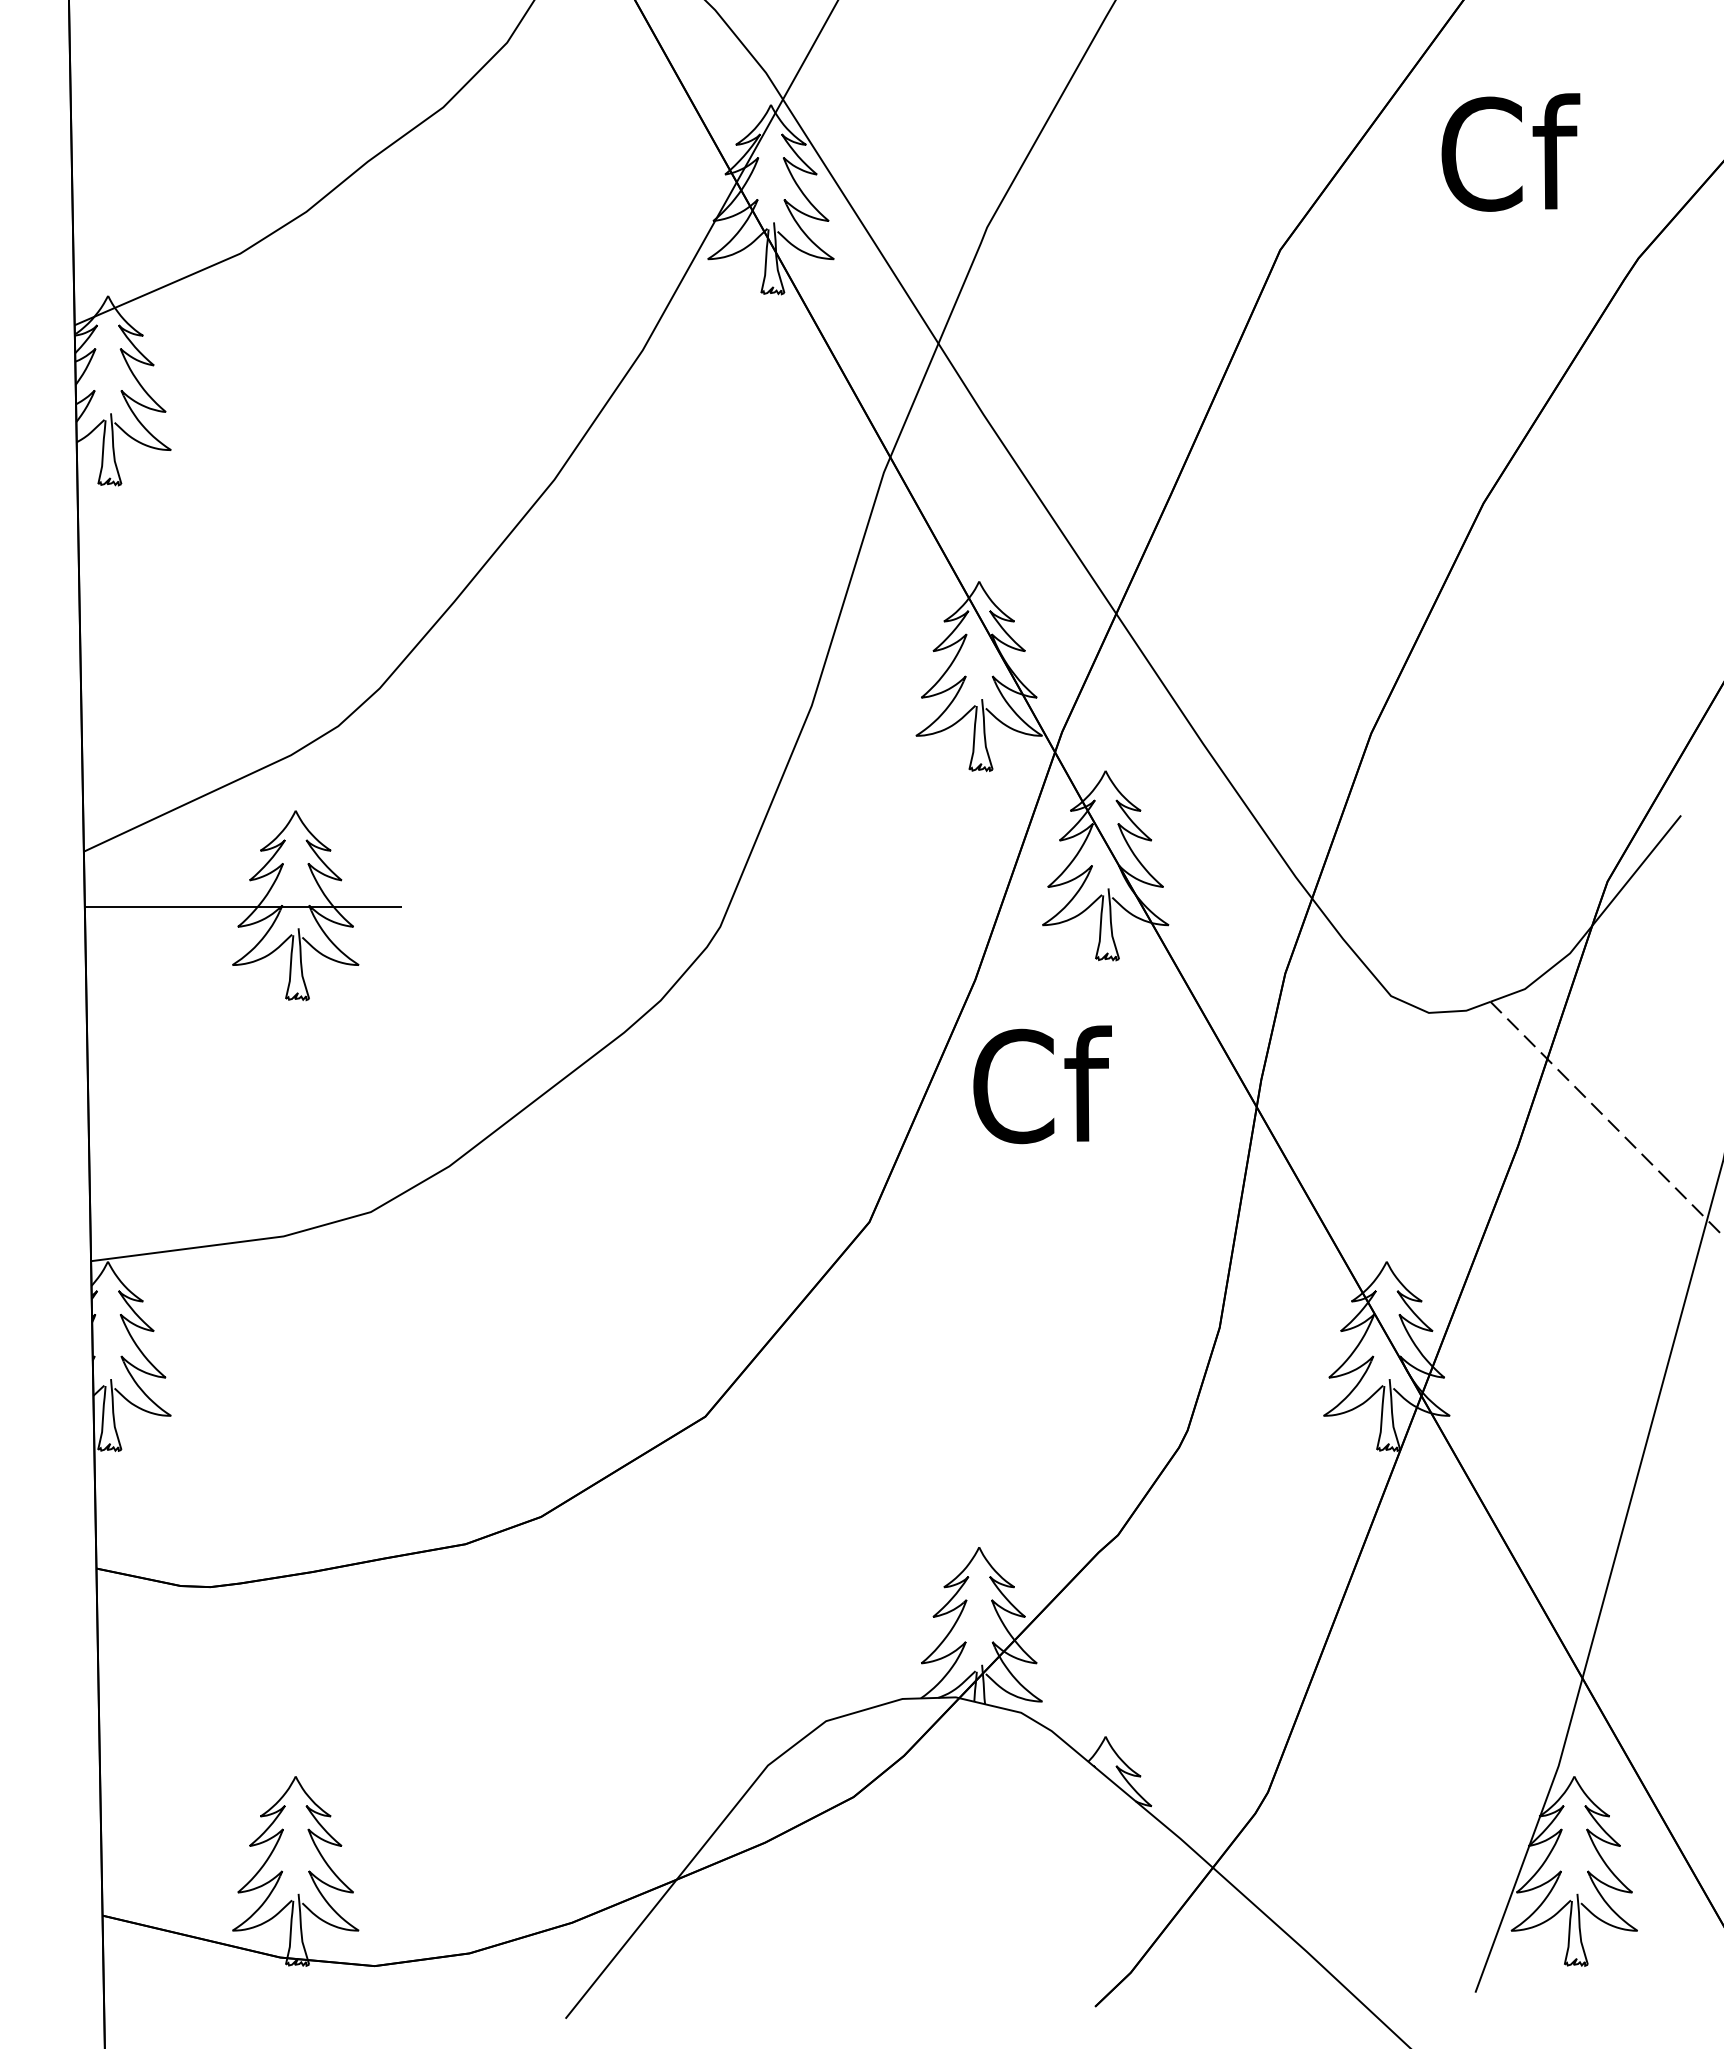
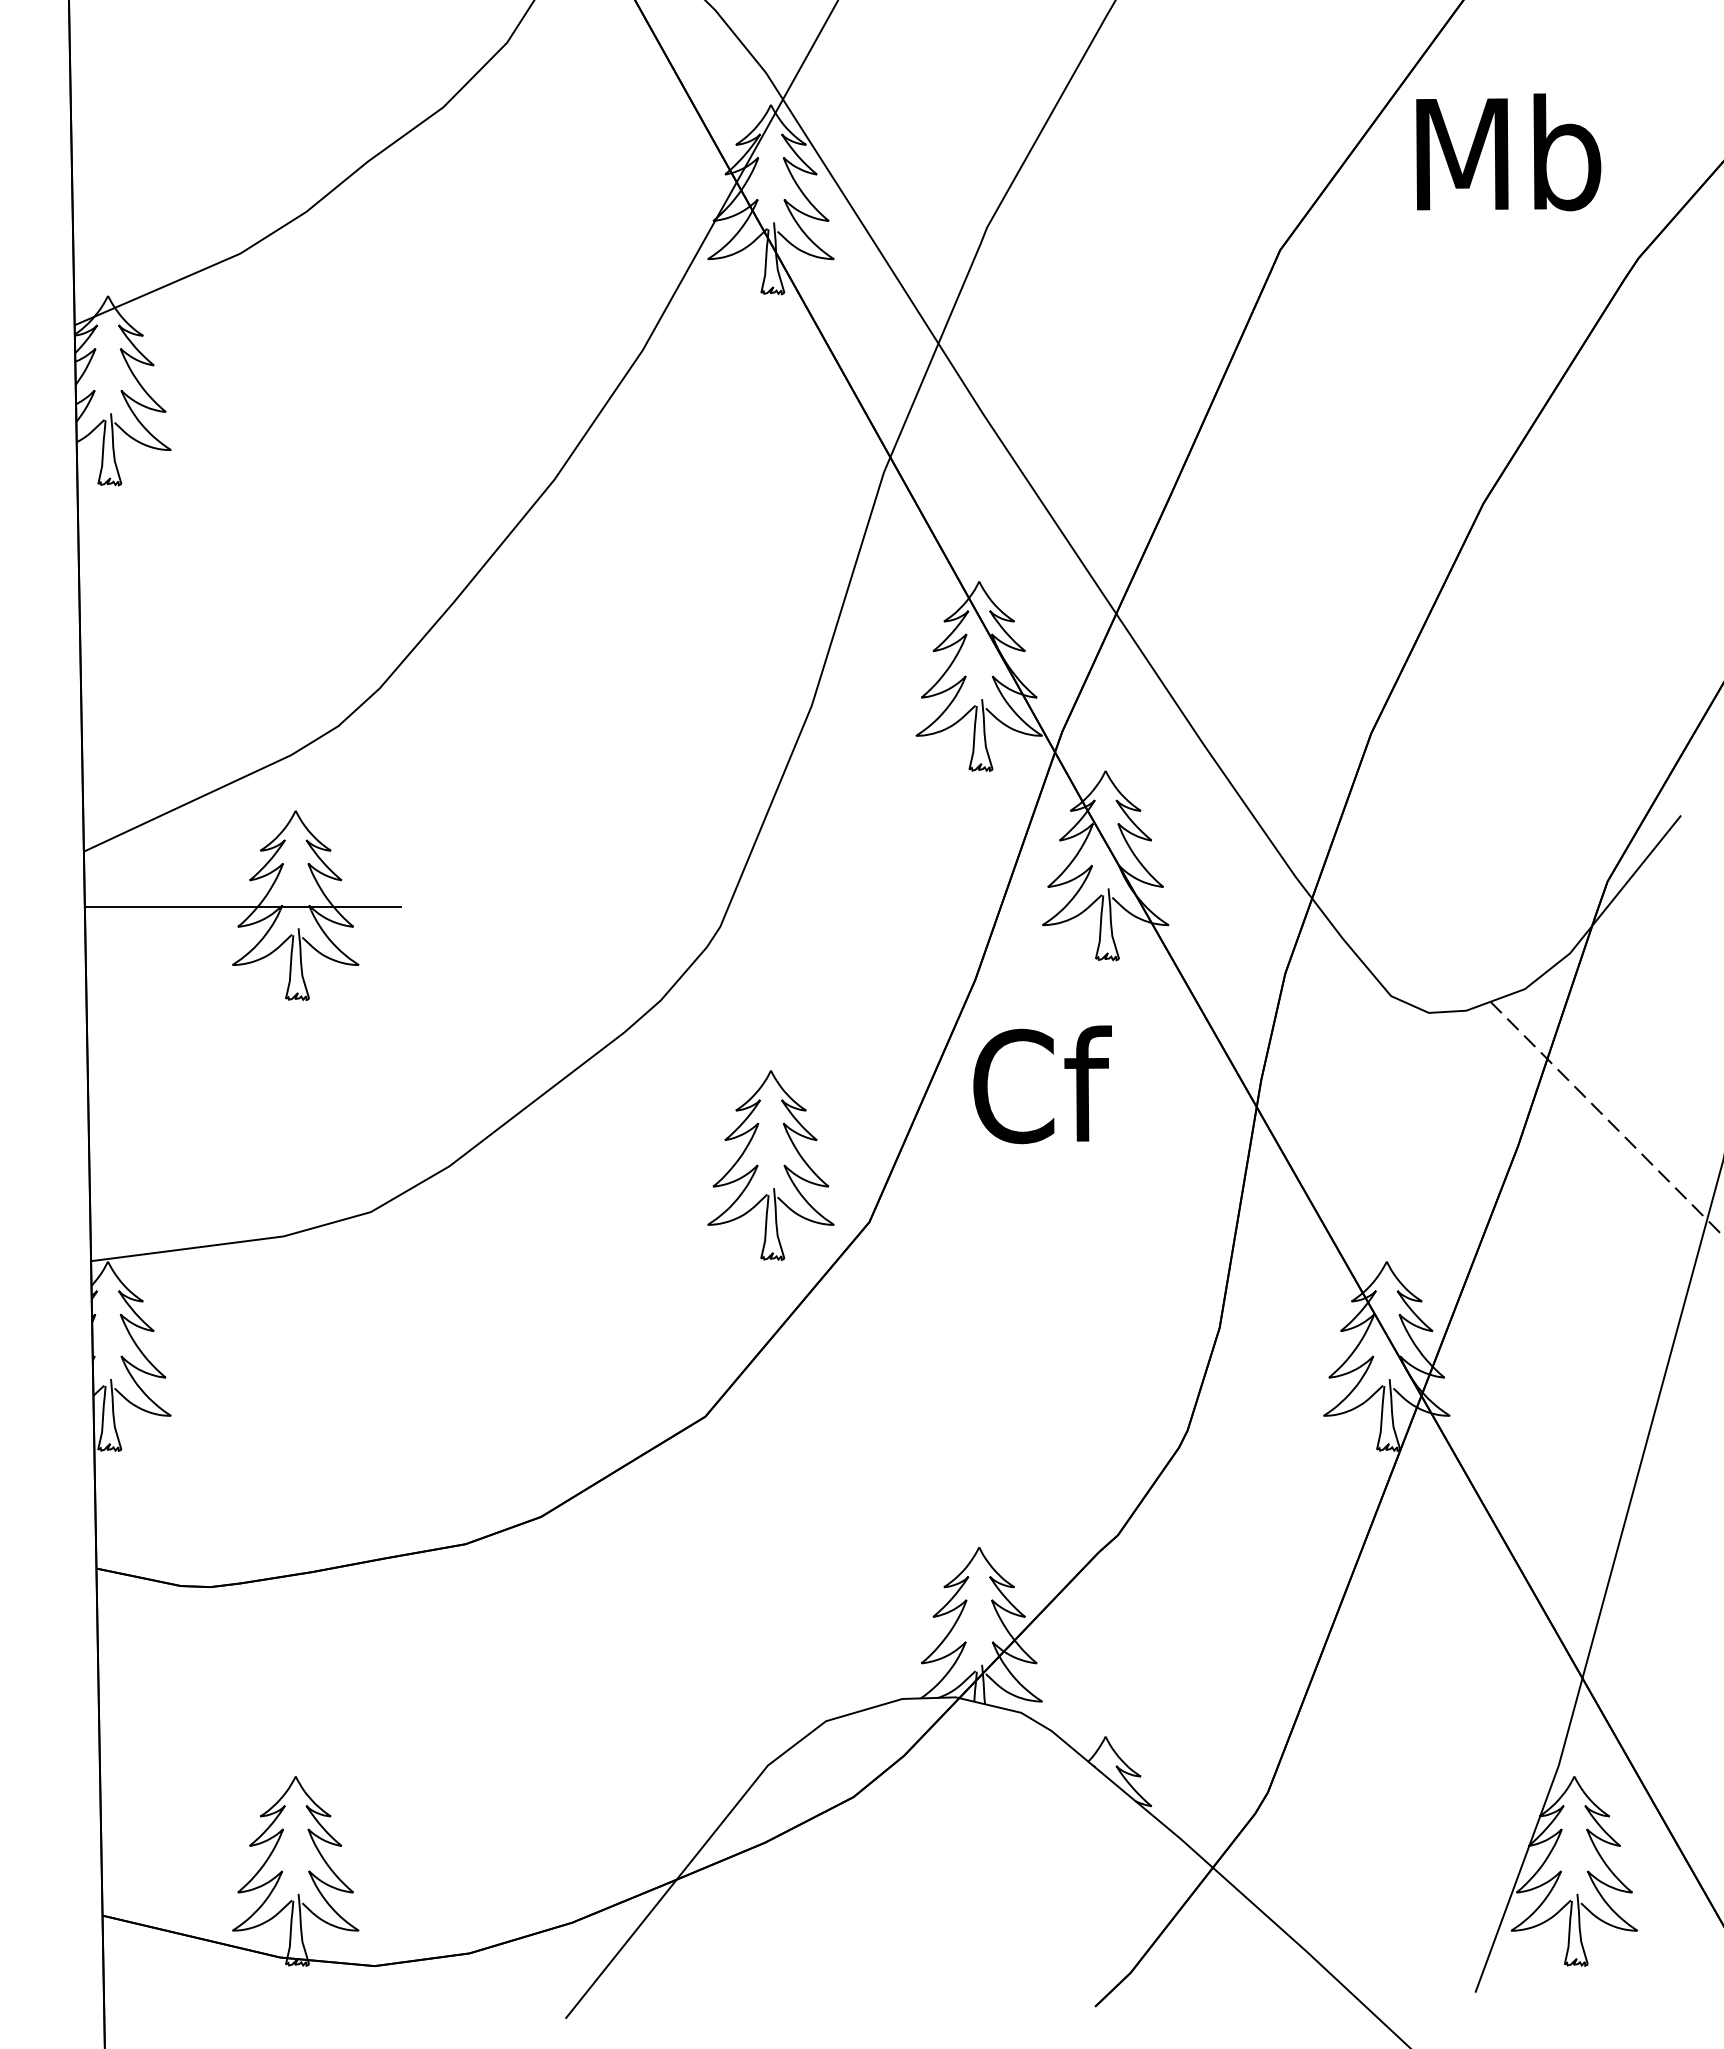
text: Cf -> Mb (1508, 152)
part: none -> present (758, 1165)
